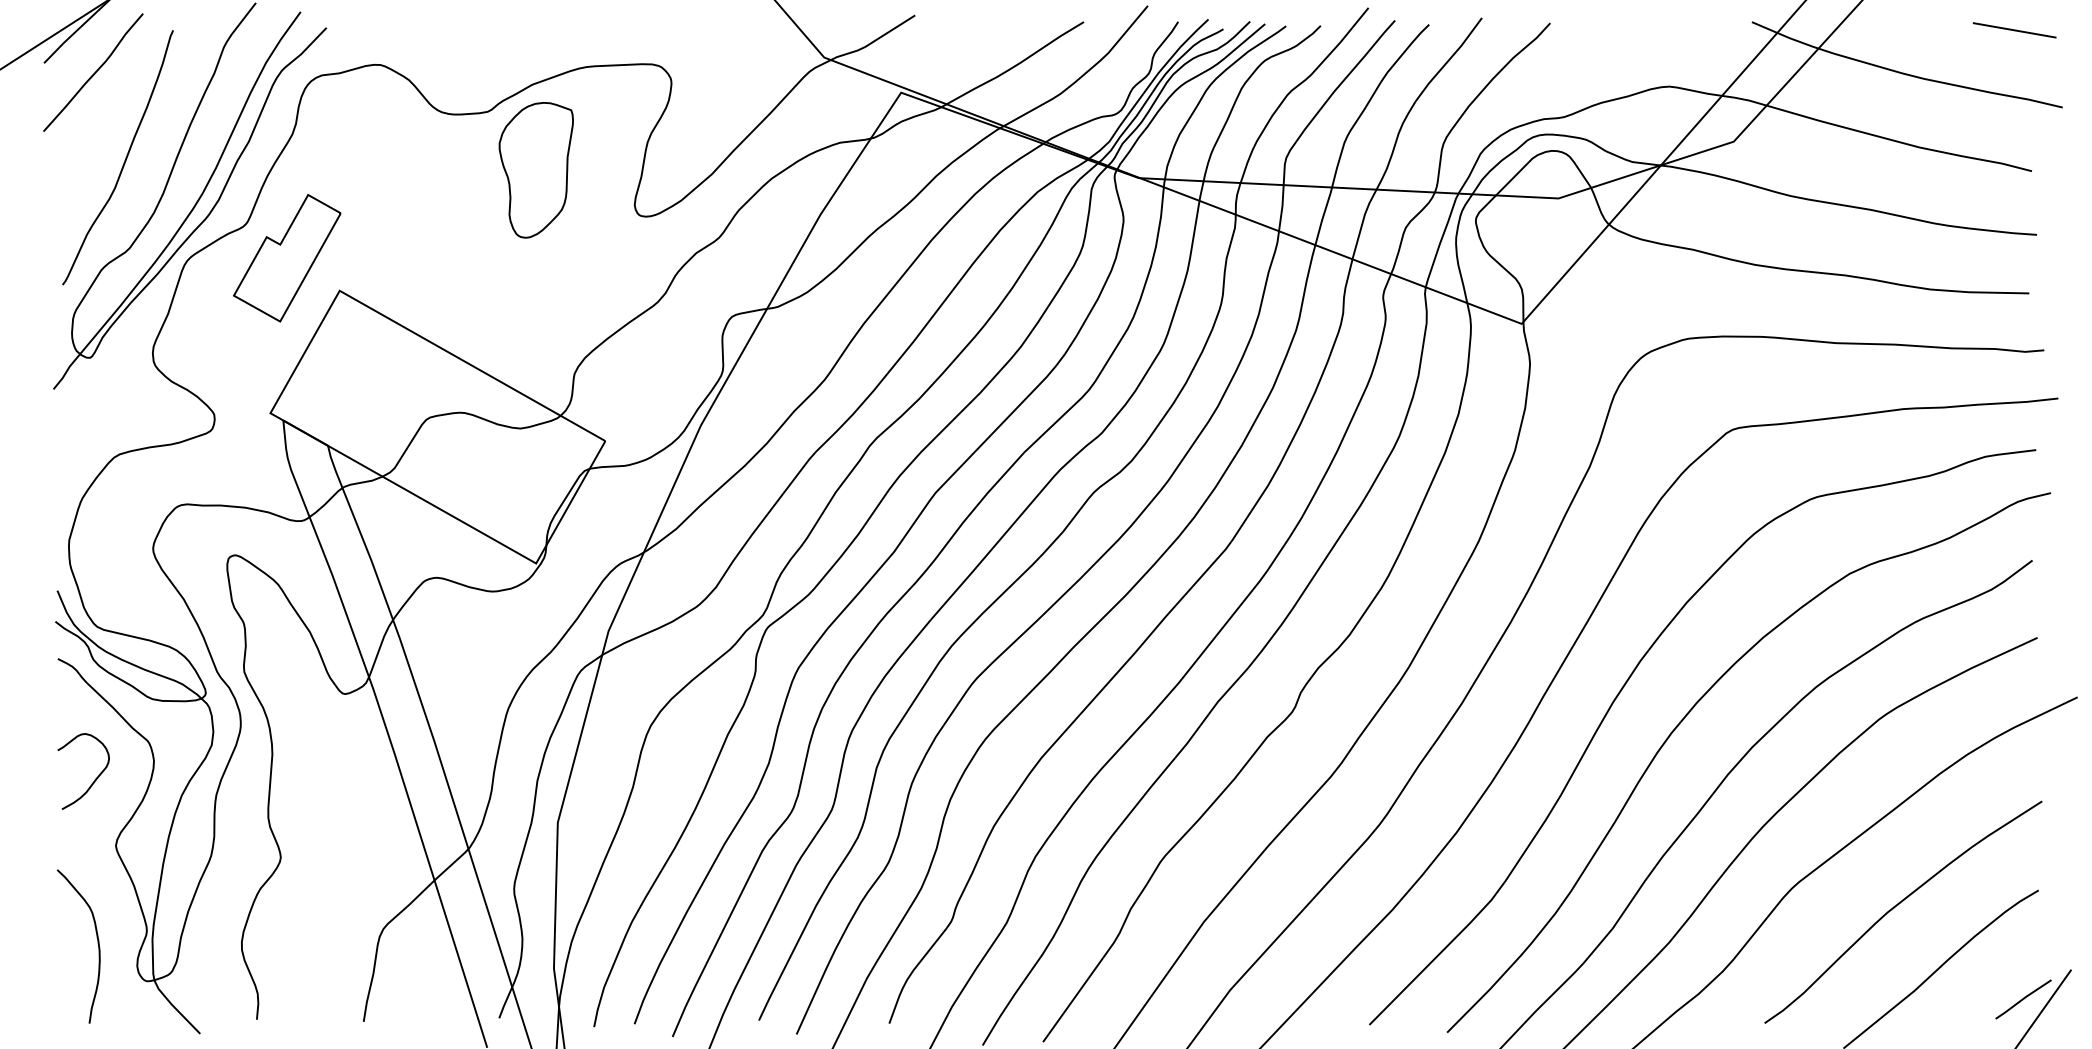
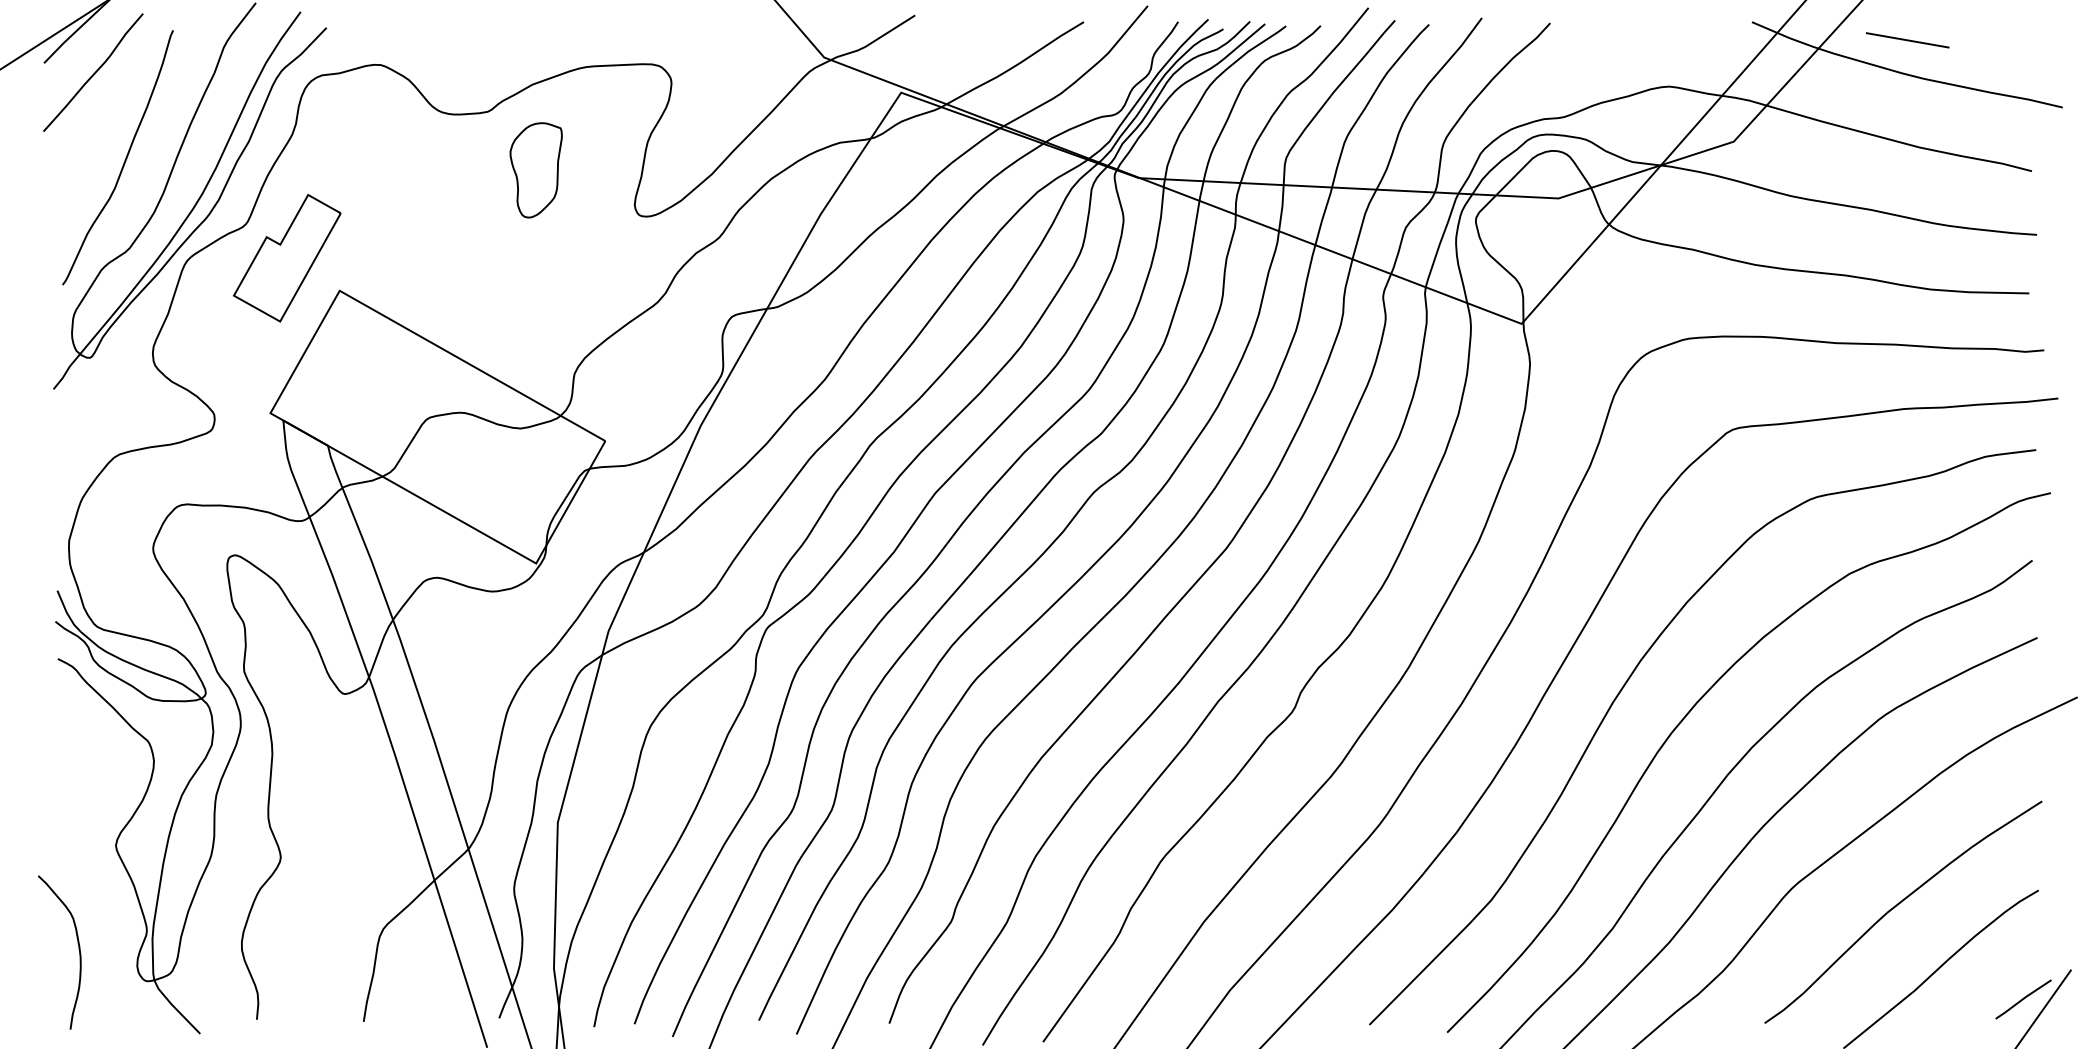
line position: (2014, 30) -> (1907, 40) (1907, 40)
part size: 76x137 px -> 54x97 px (535, 170)
curve: present -> none (94, 779)
curve position: (97, 944) -> (78, 950) (78, 950)
